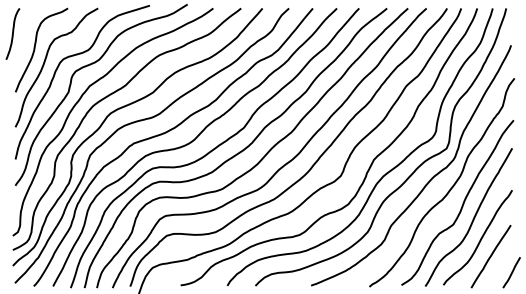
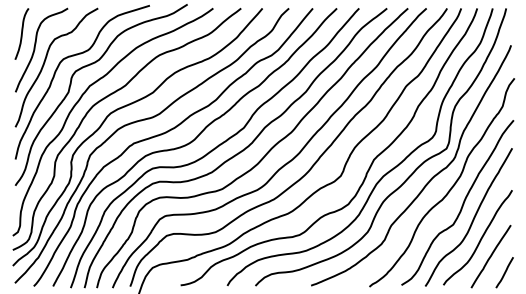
curve position: (12, 33) -> (21, 33) (21, 33)
line position: (511, 272) -> (504, 272) (504, 272)
